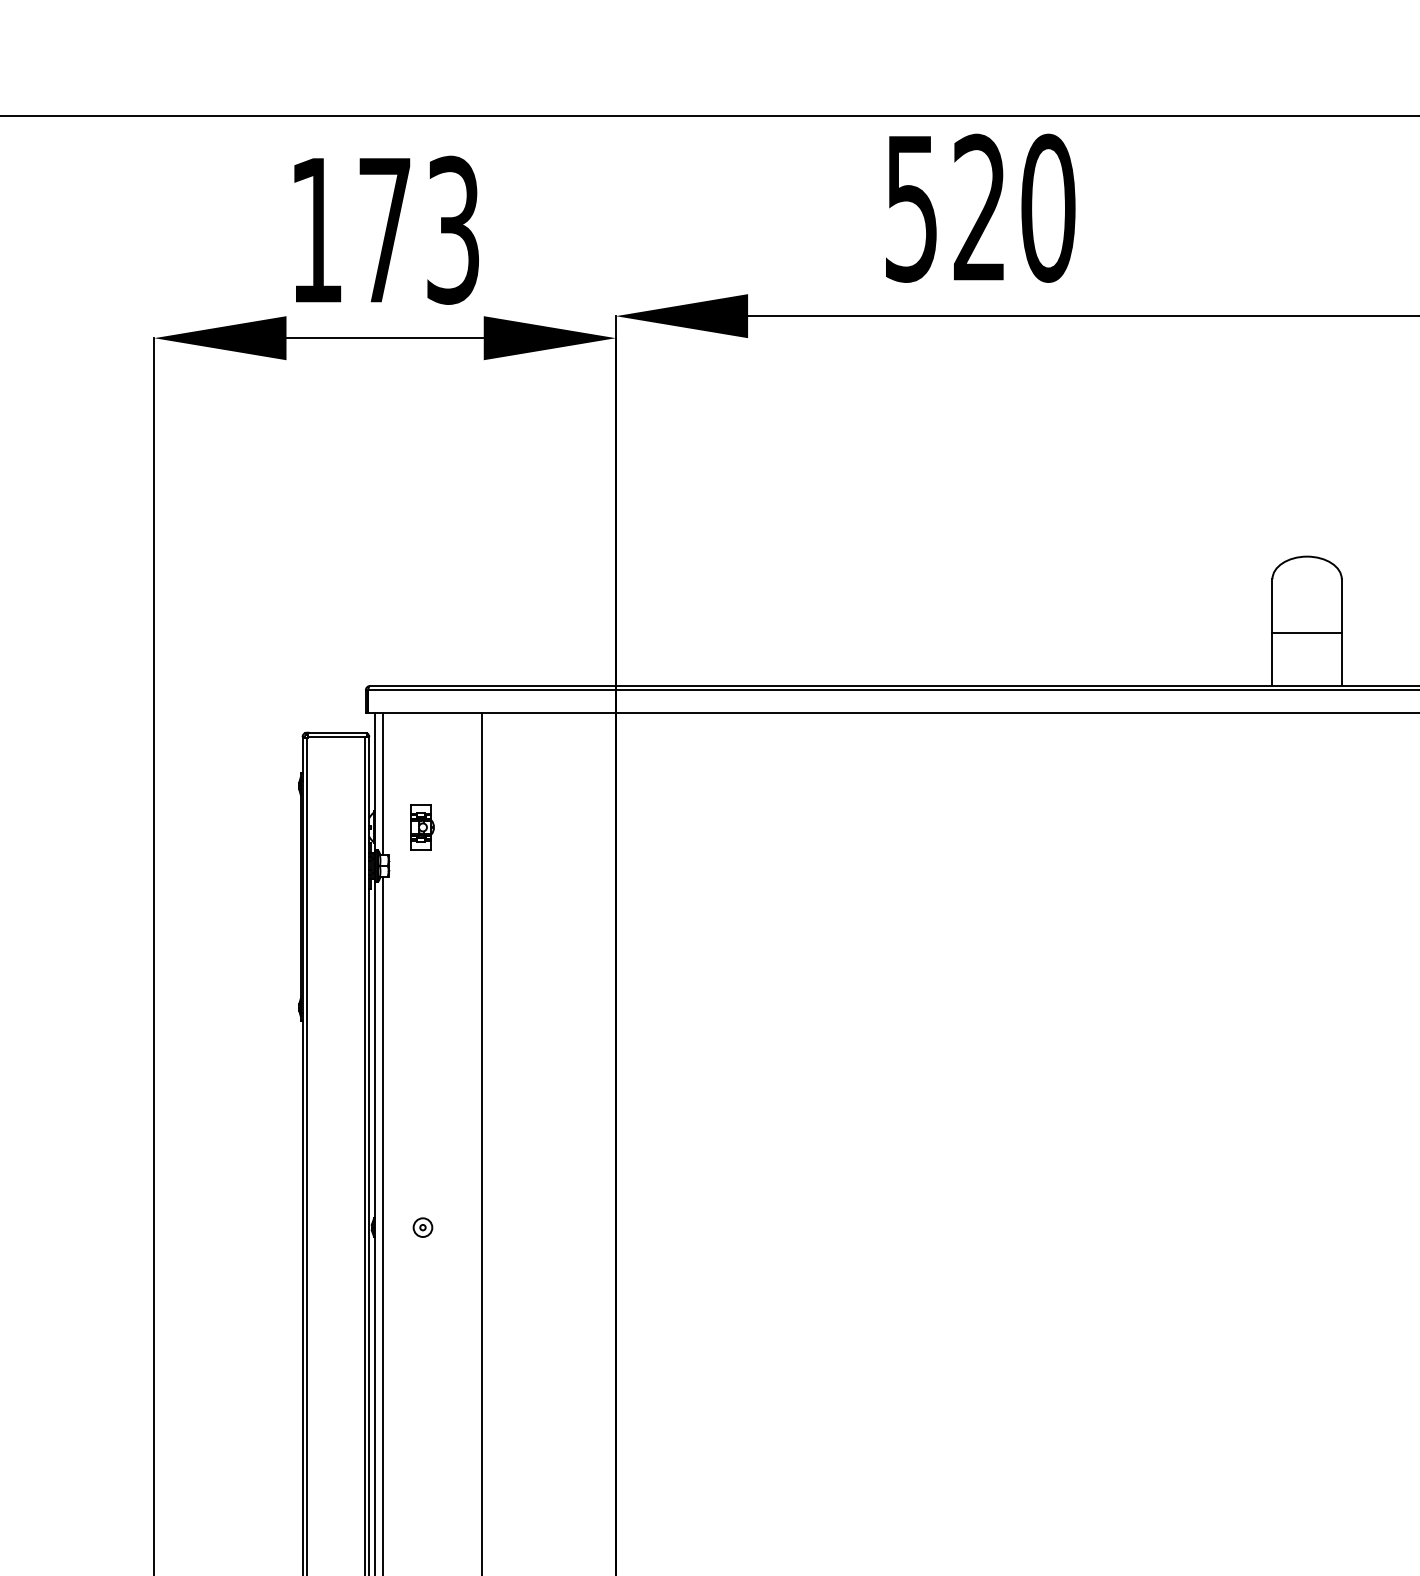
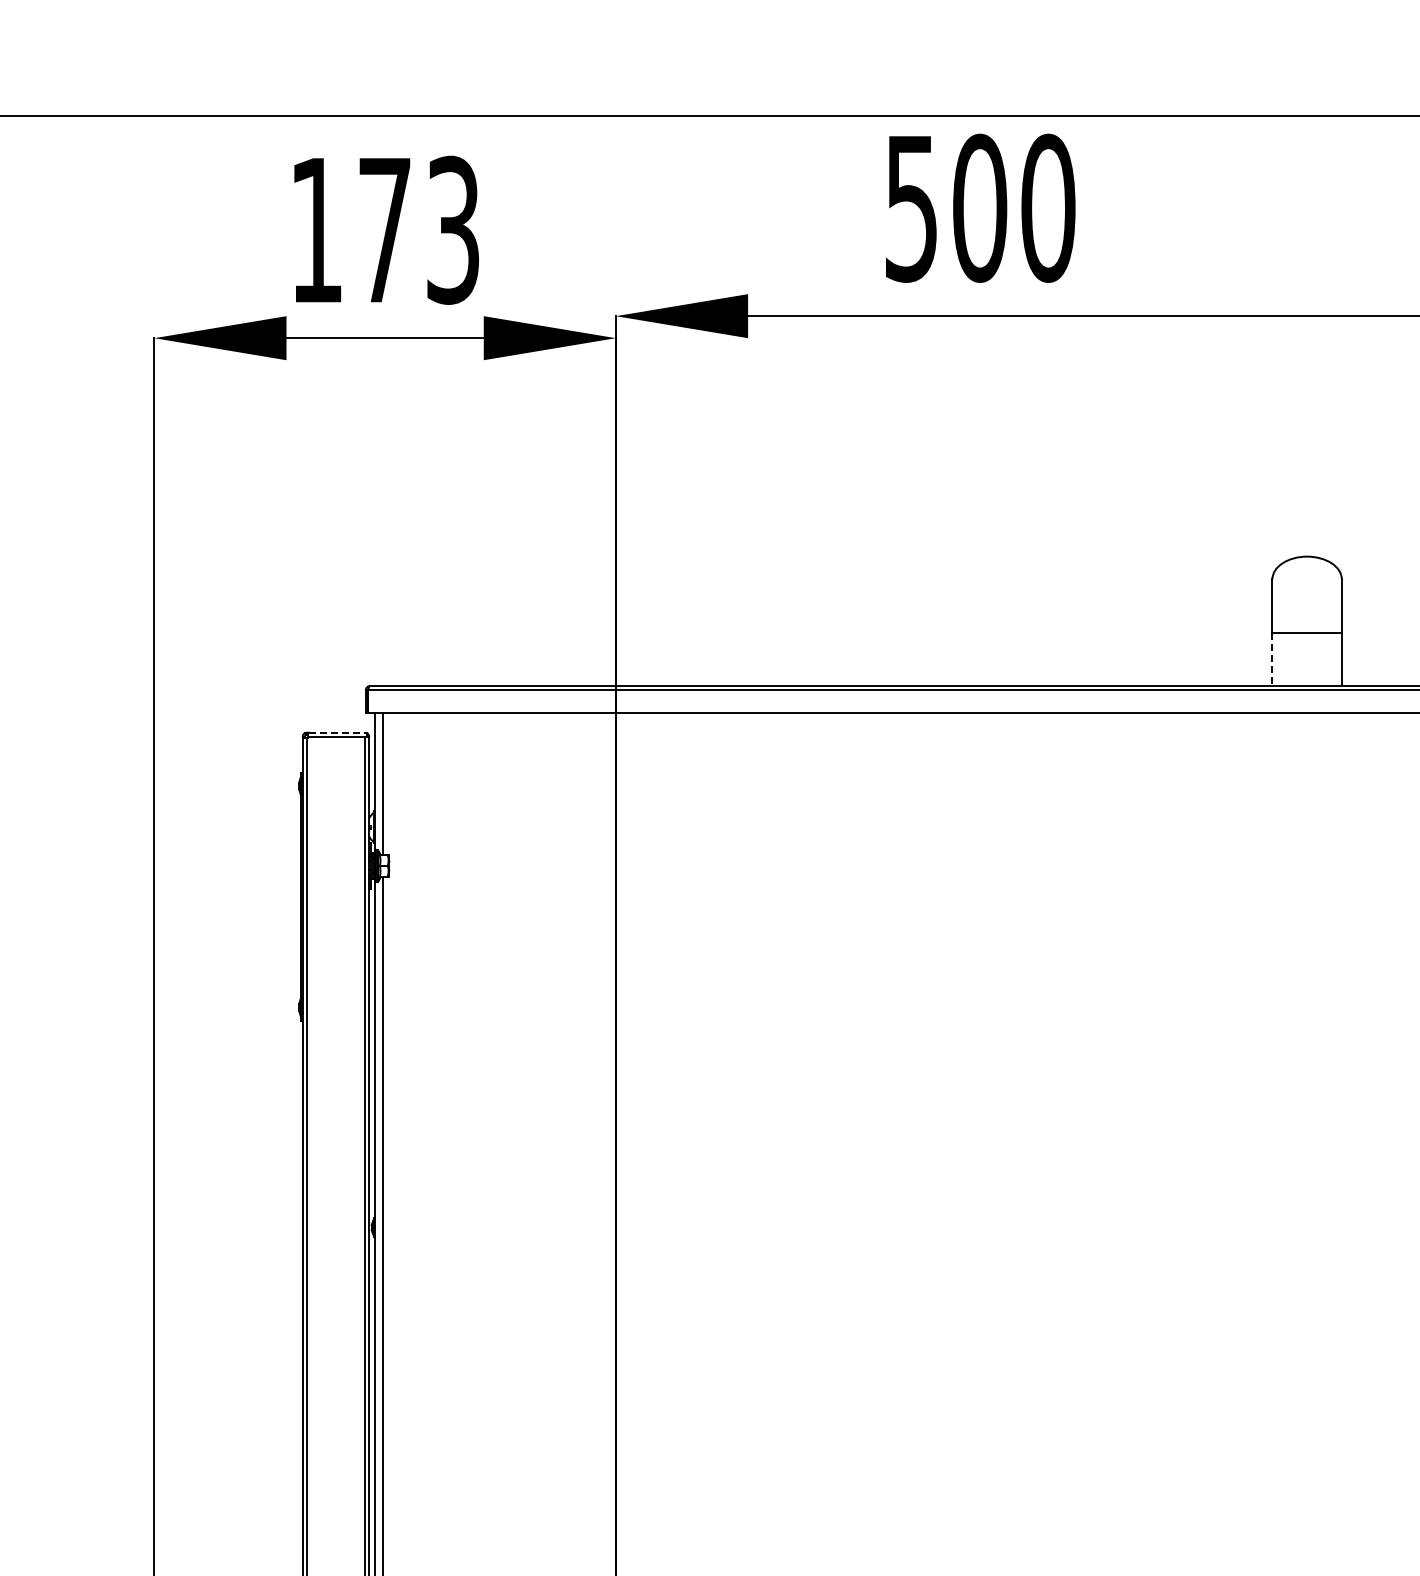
text: 520 -> 500 (980, 207)
line: solid -> dashed (1272, 659)
line: solid -> dashed (338, 732)
part: present -> none (422, 827)
line: present -> none (481, 1142)
part: present -> none (422, 1227)
